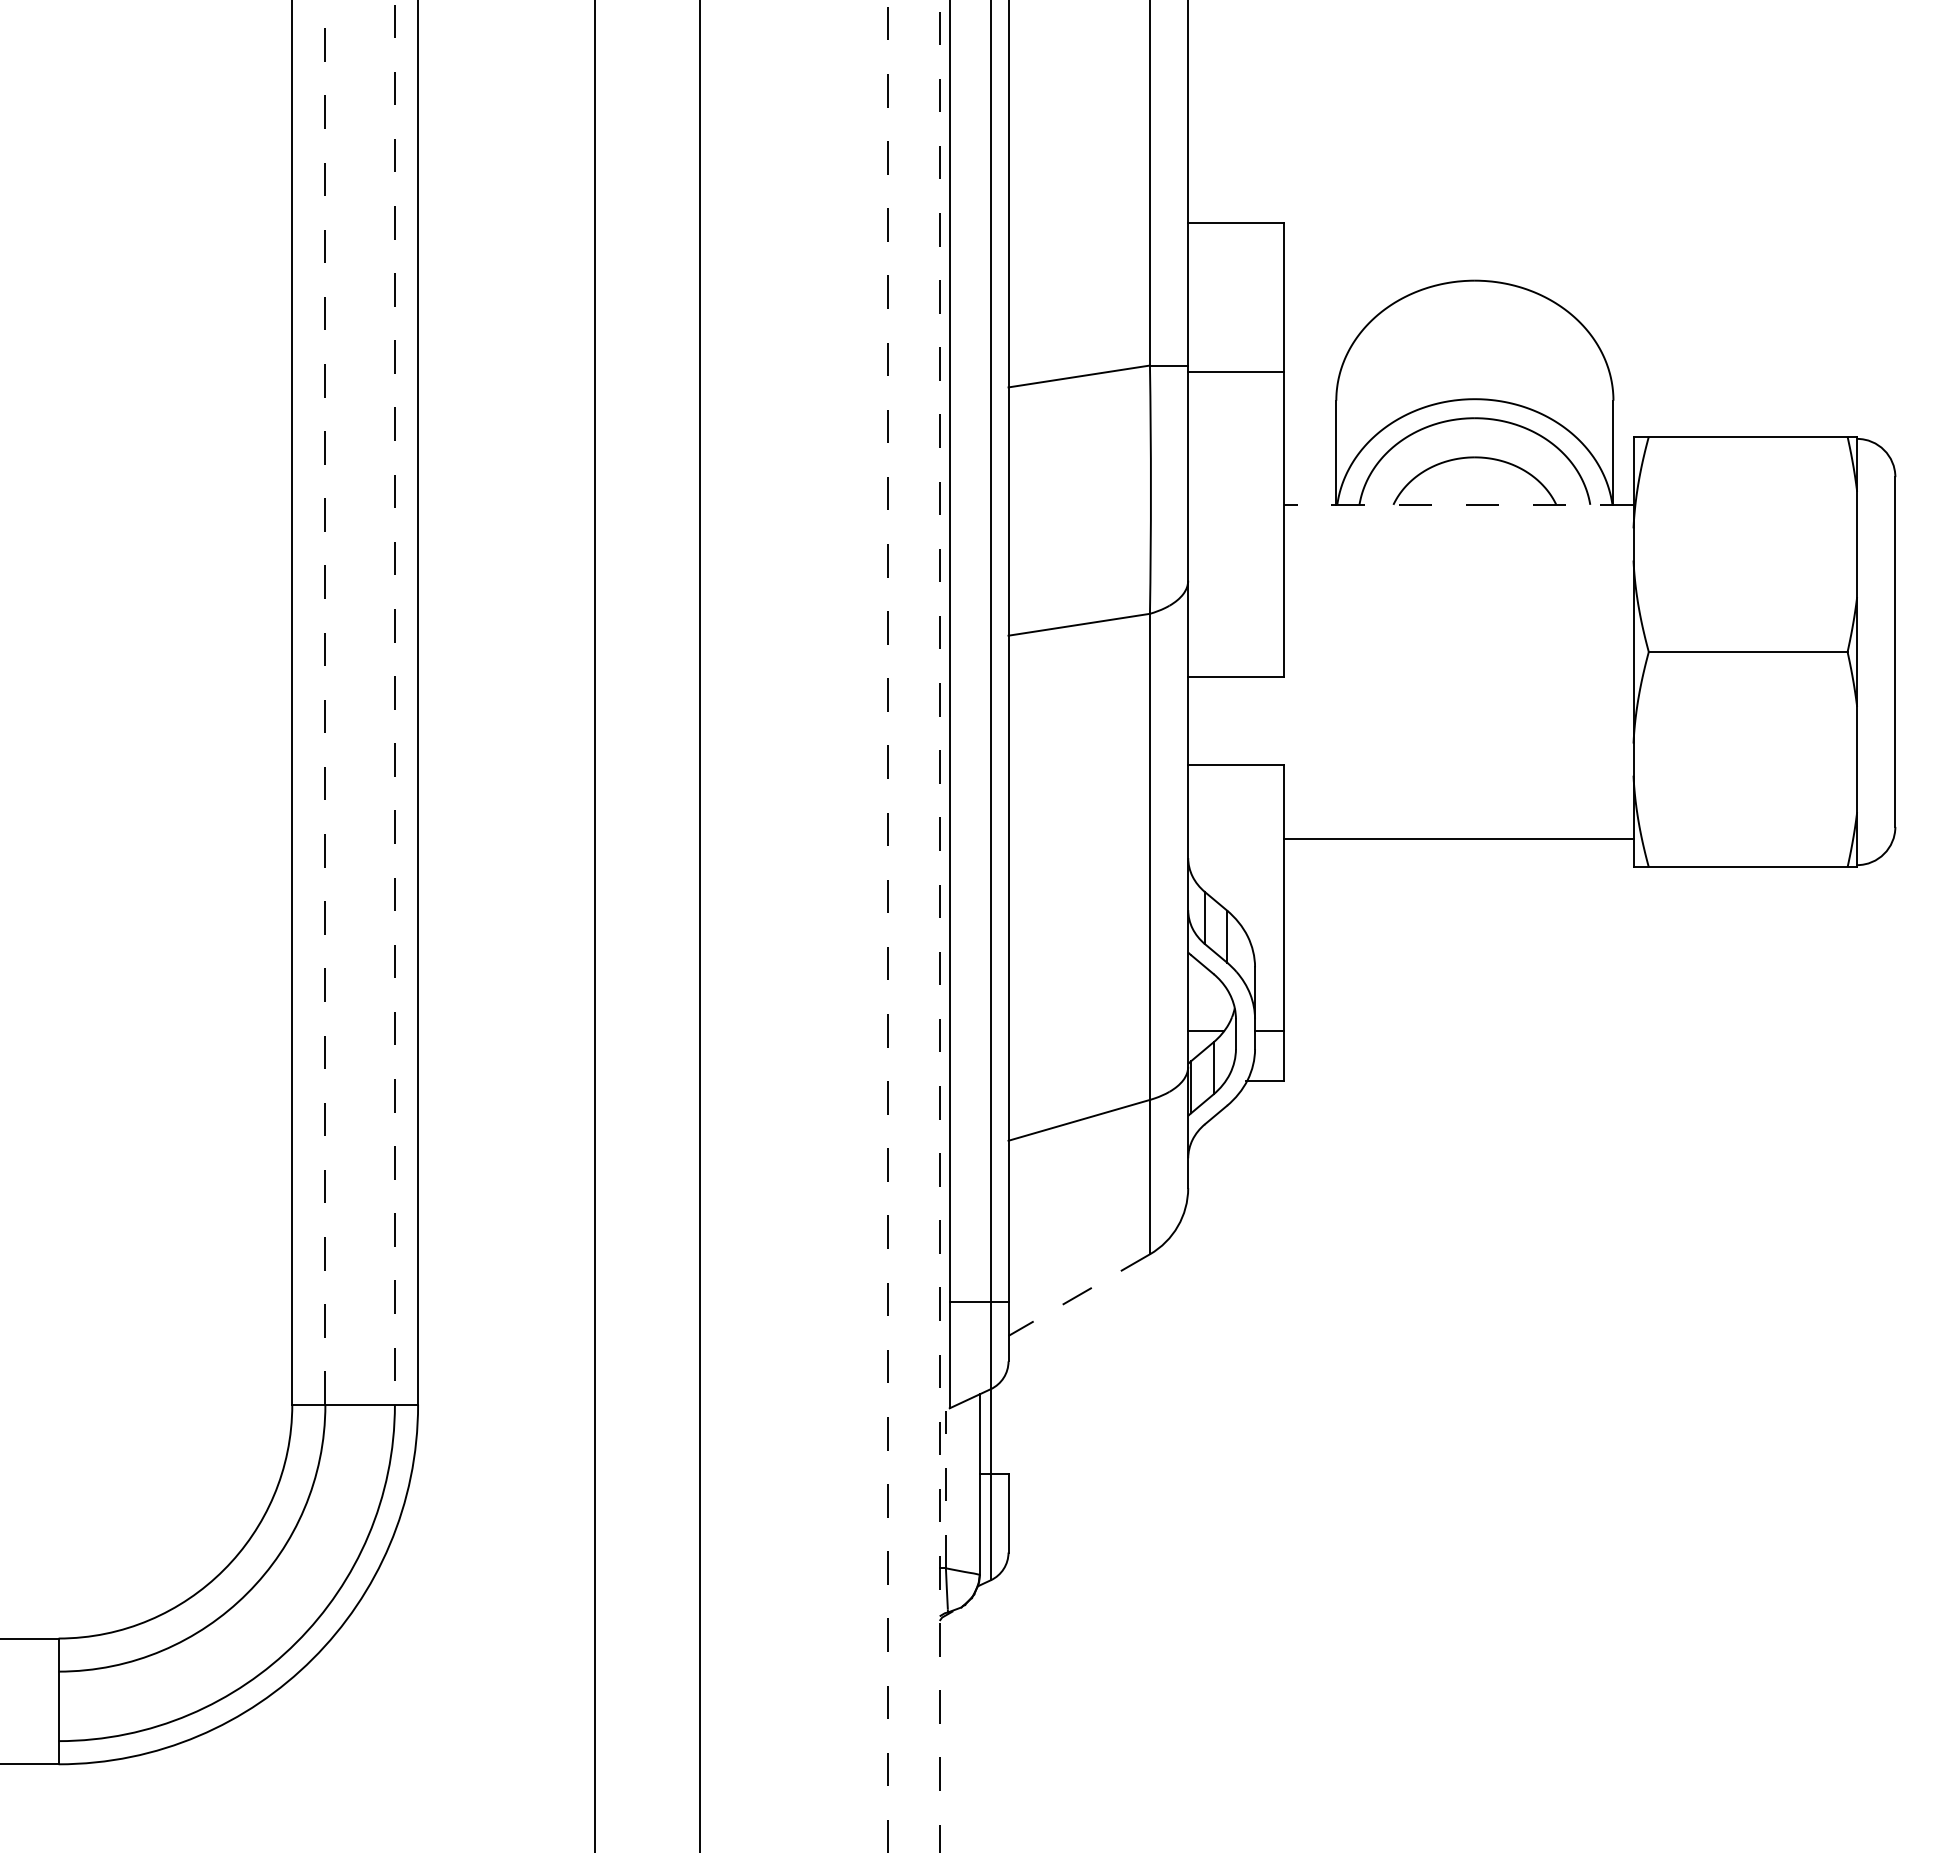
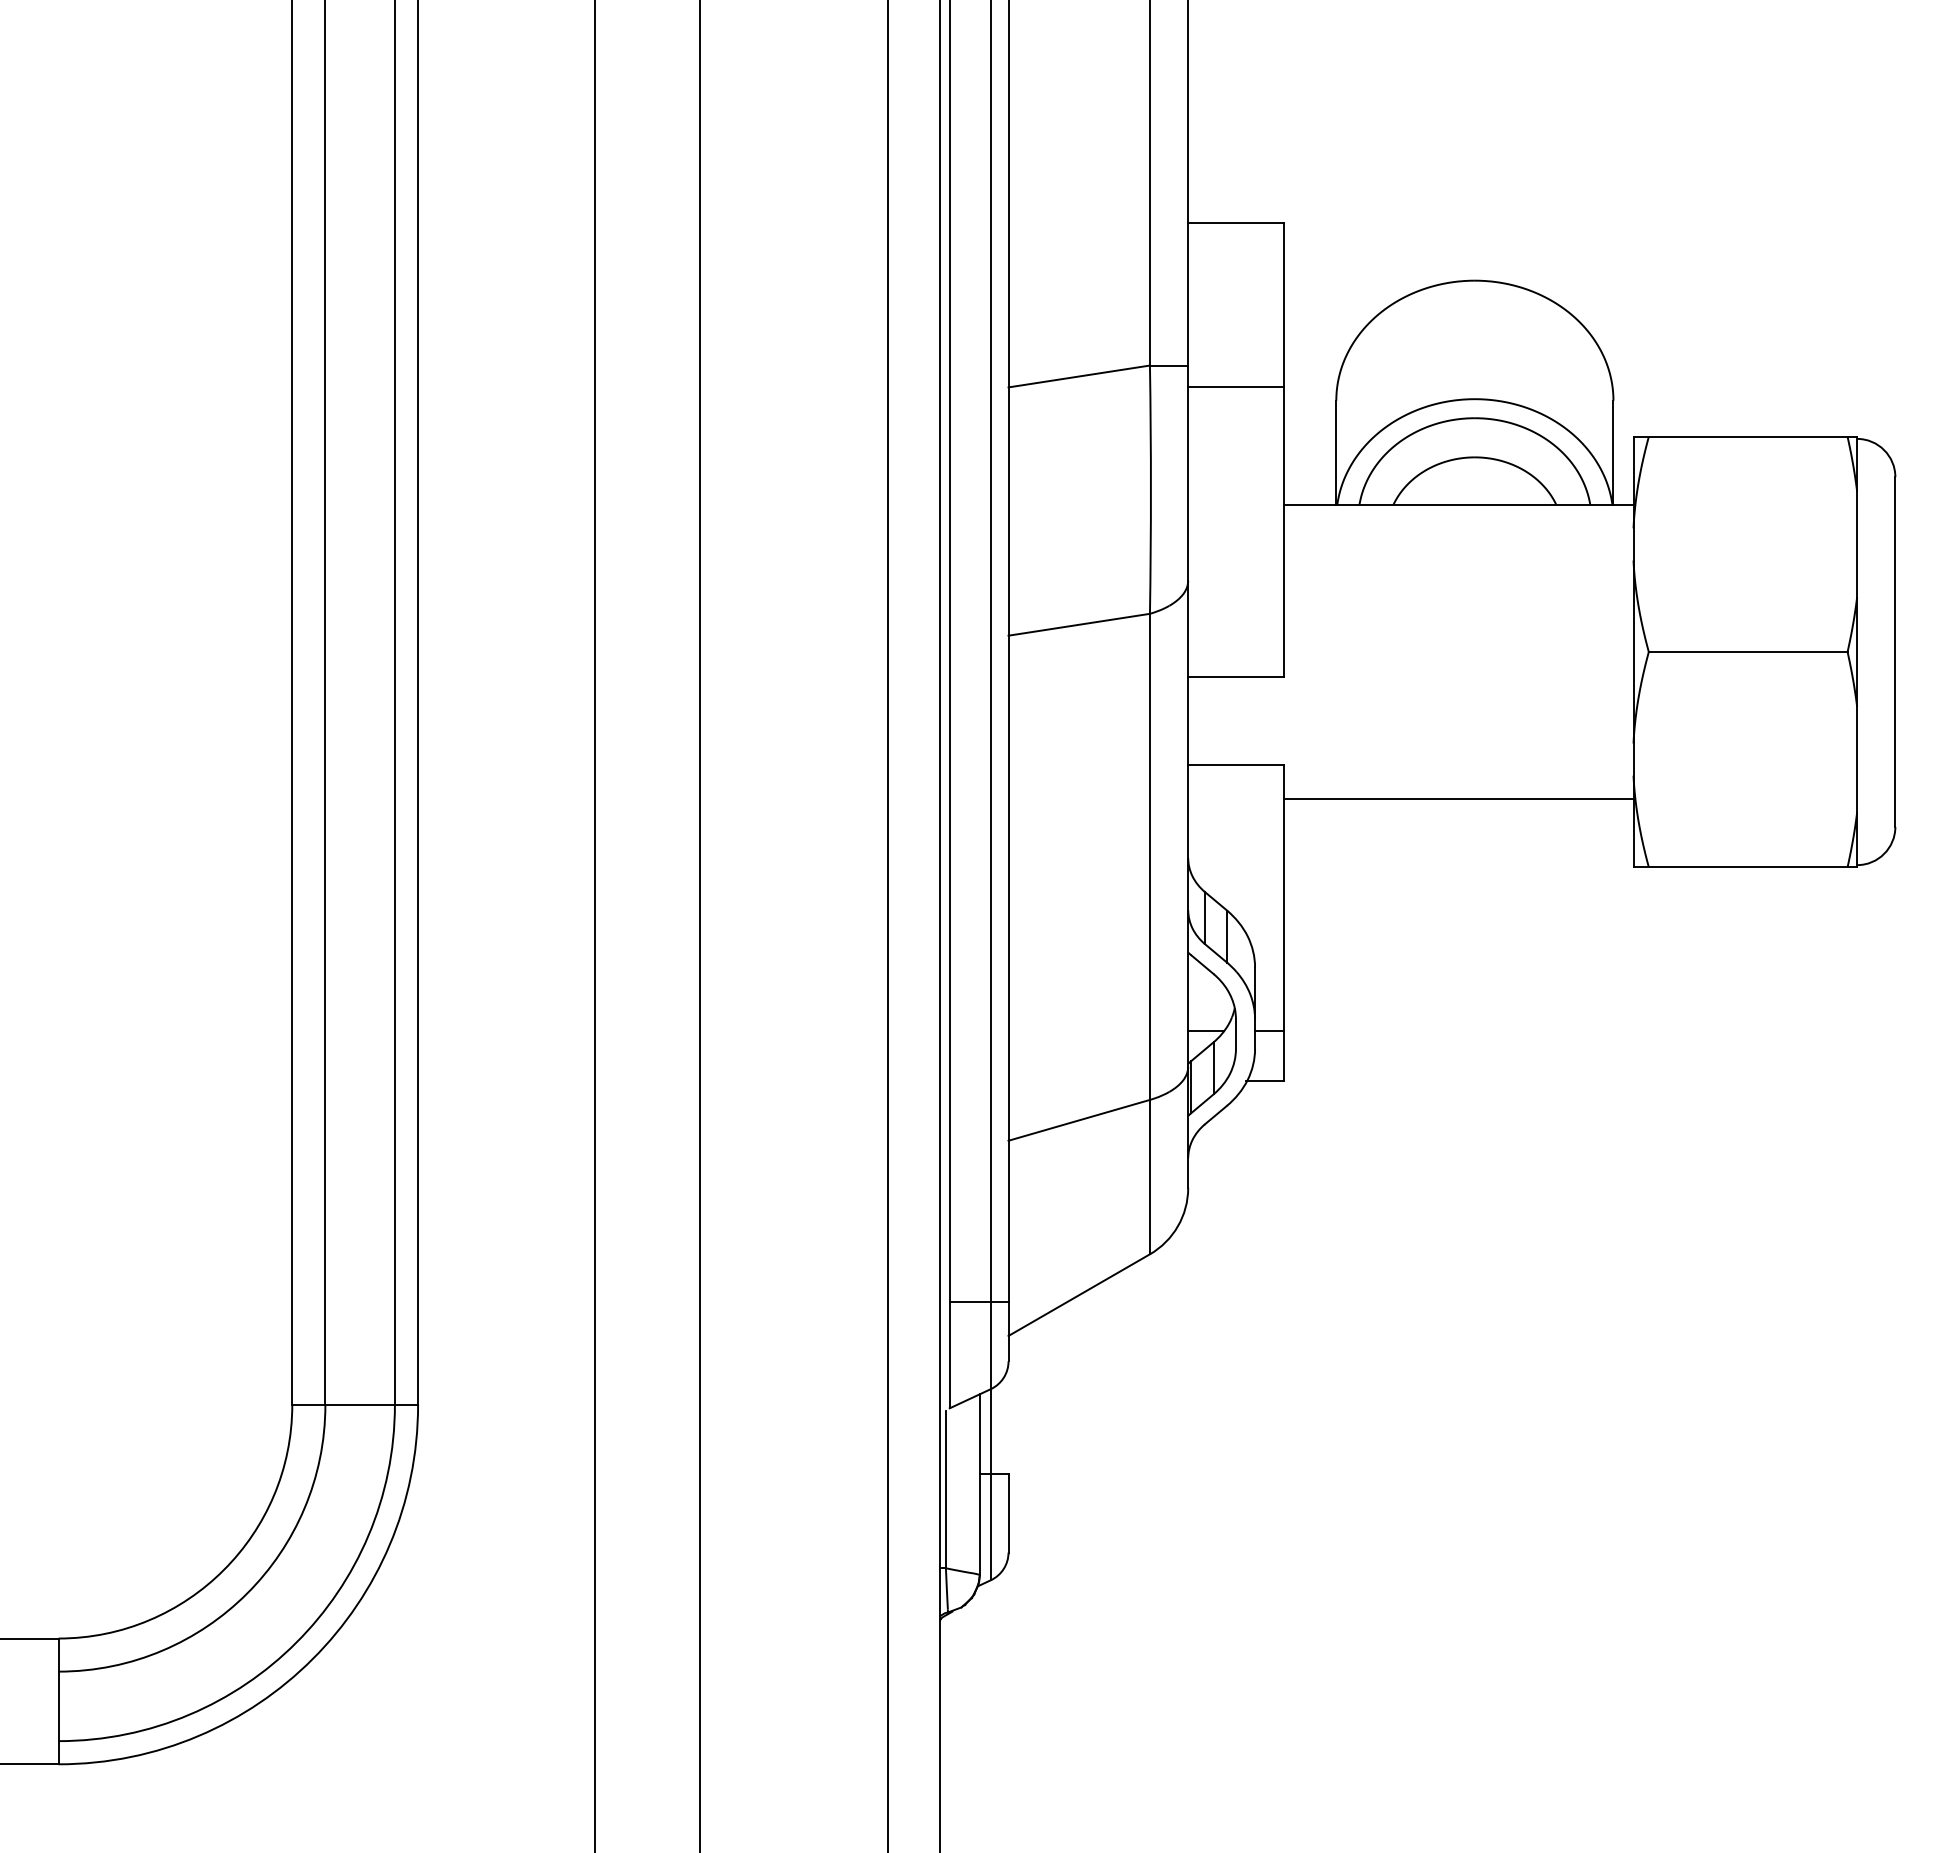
line position: (1235, 372) -> (1235, 387) (1235, 387)
line: dashed -> solid (1458, 504)
line: dashed -> solid (325, 702)
line: dashed -> solid (394, 702)
line position: (1458, 839) -> (1458, 799) (1458, 799)
line: dashed -> solid (939, 925)
line: dashed -> solid (887, 927)
line: dashed -> solid (1079, 1295)
line: dashed -> solid (945, 1489)
